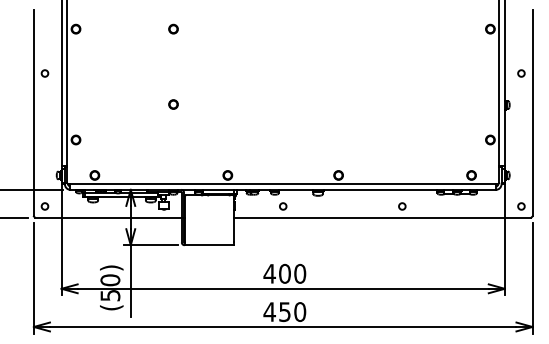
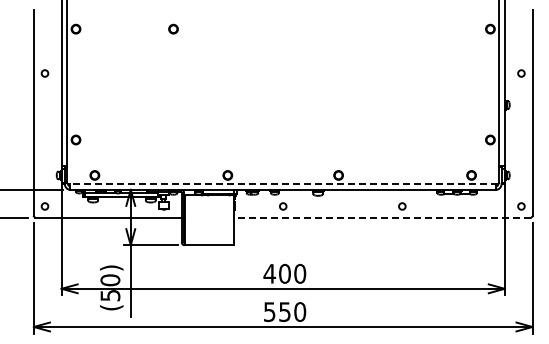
part: present -> none (173, 104)
line: solid -> dashed (283, 184)
line: solid -> dashed (382, 217)
text: 450 -> 550 (269, 312)
